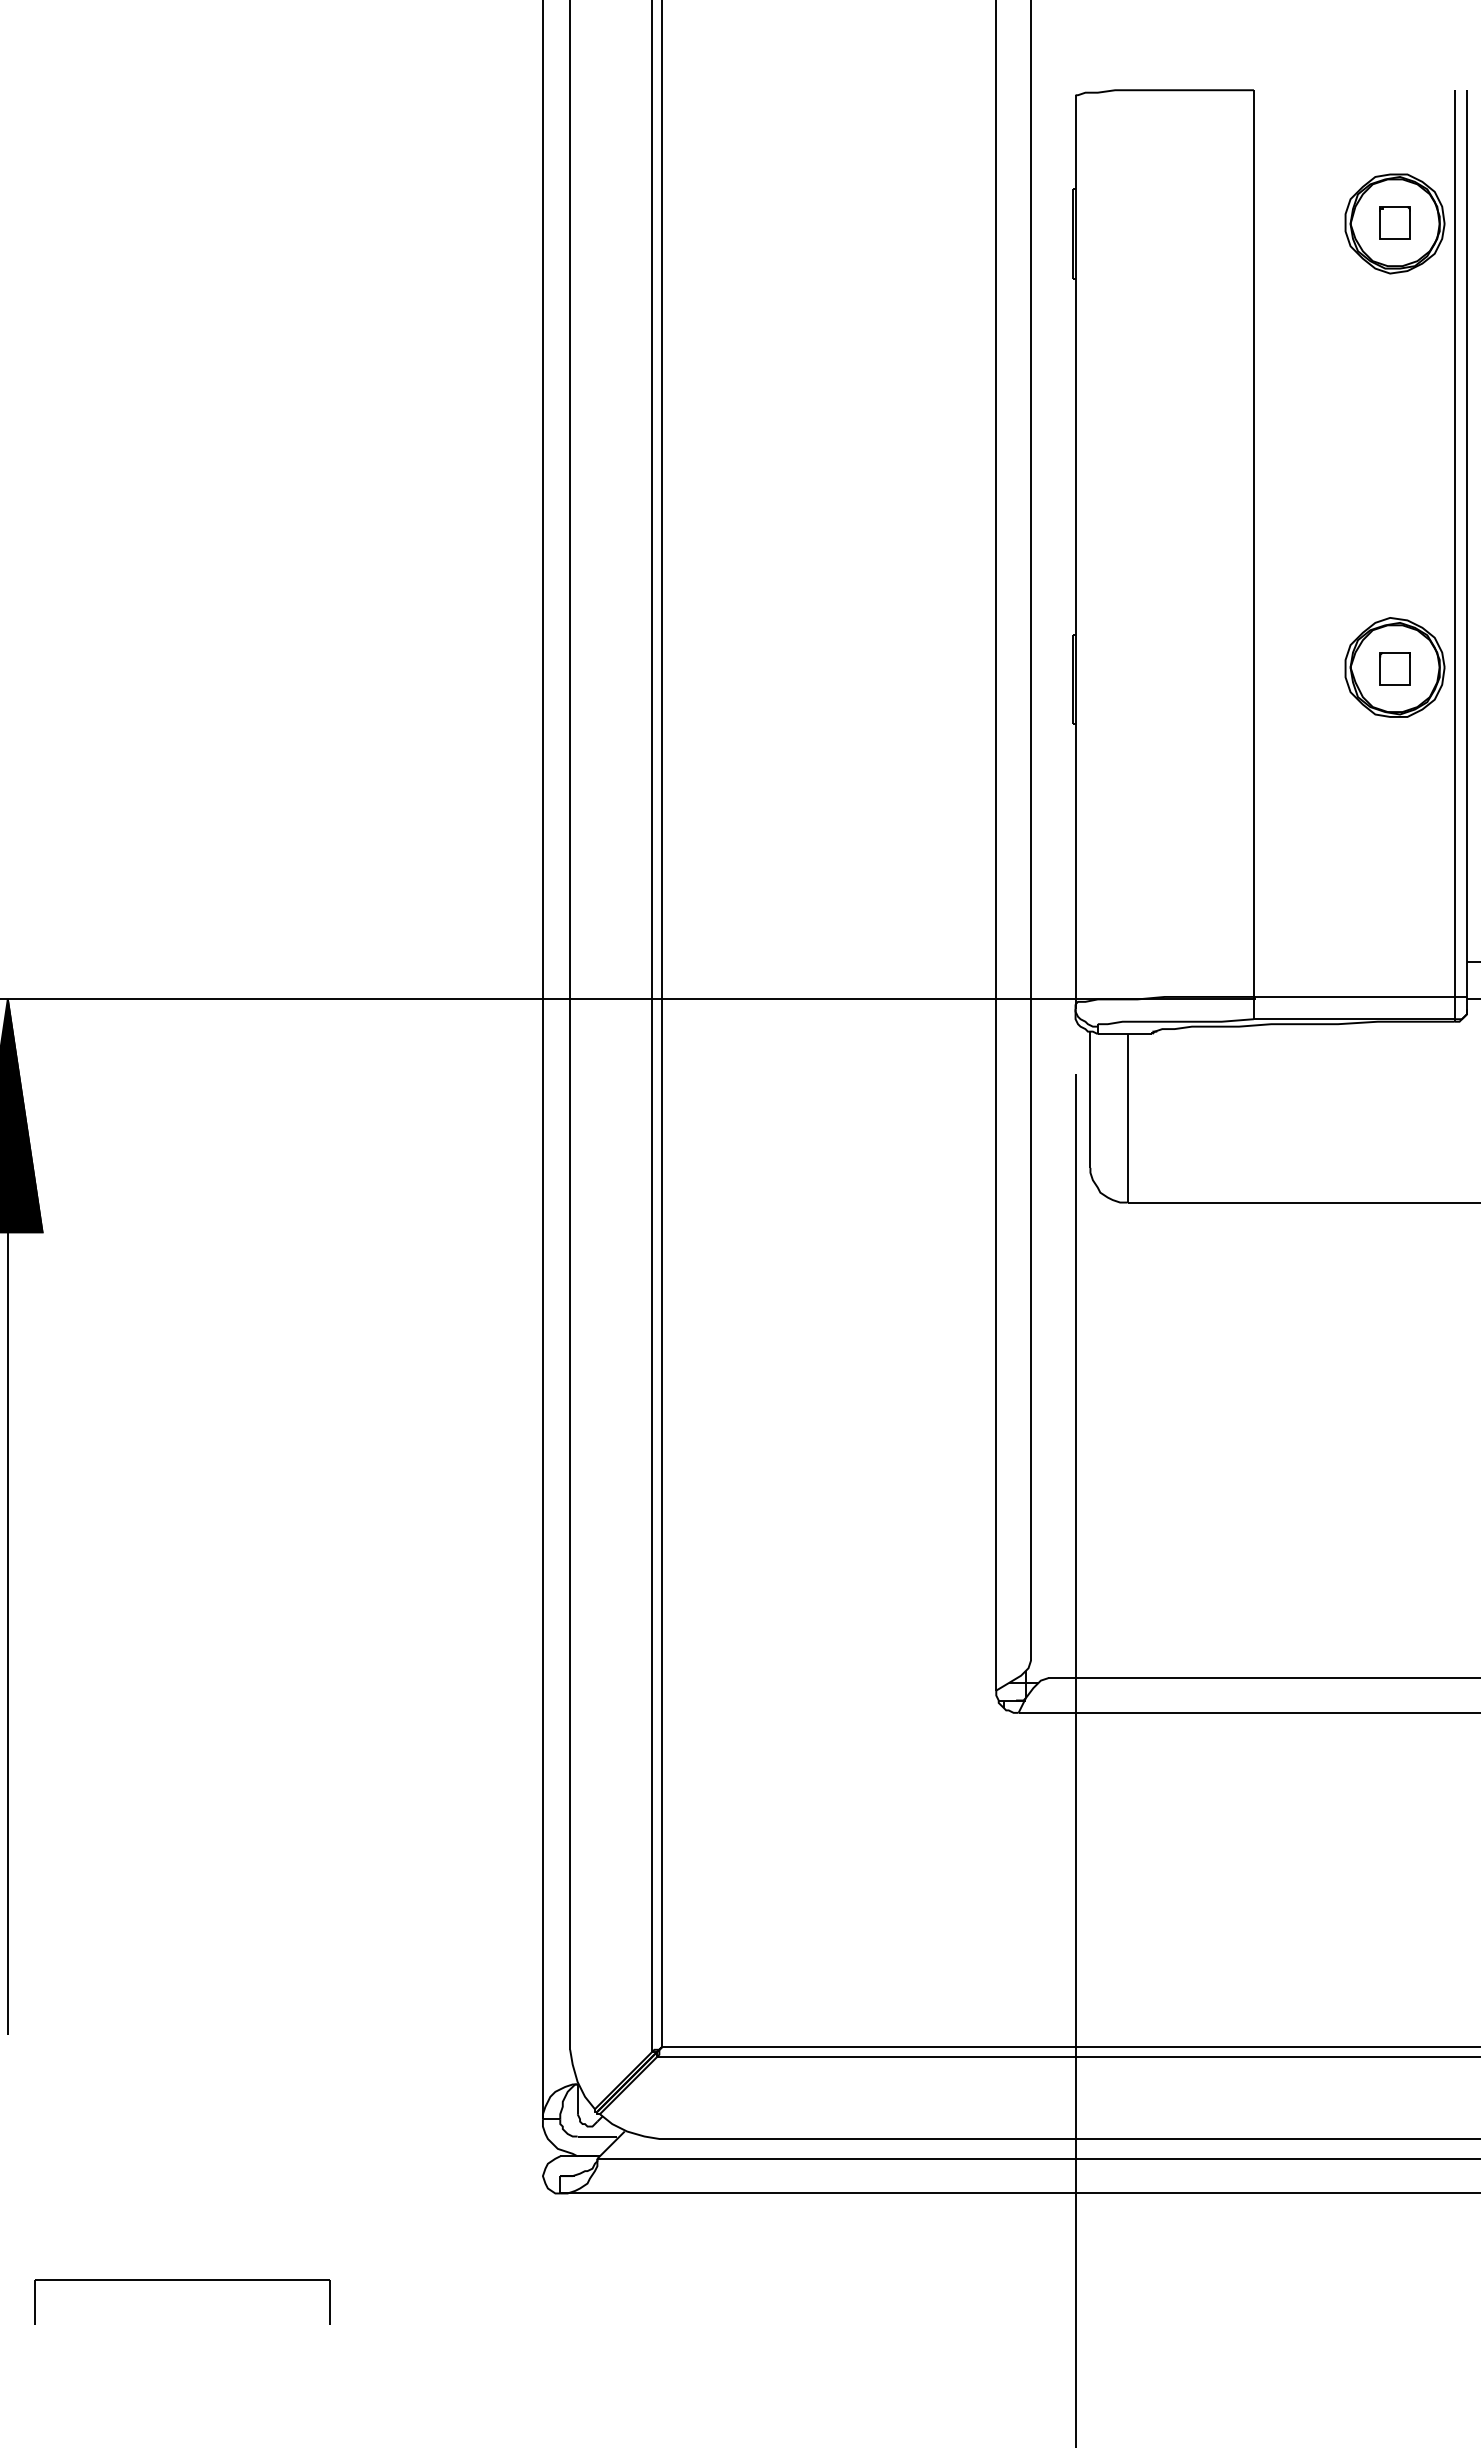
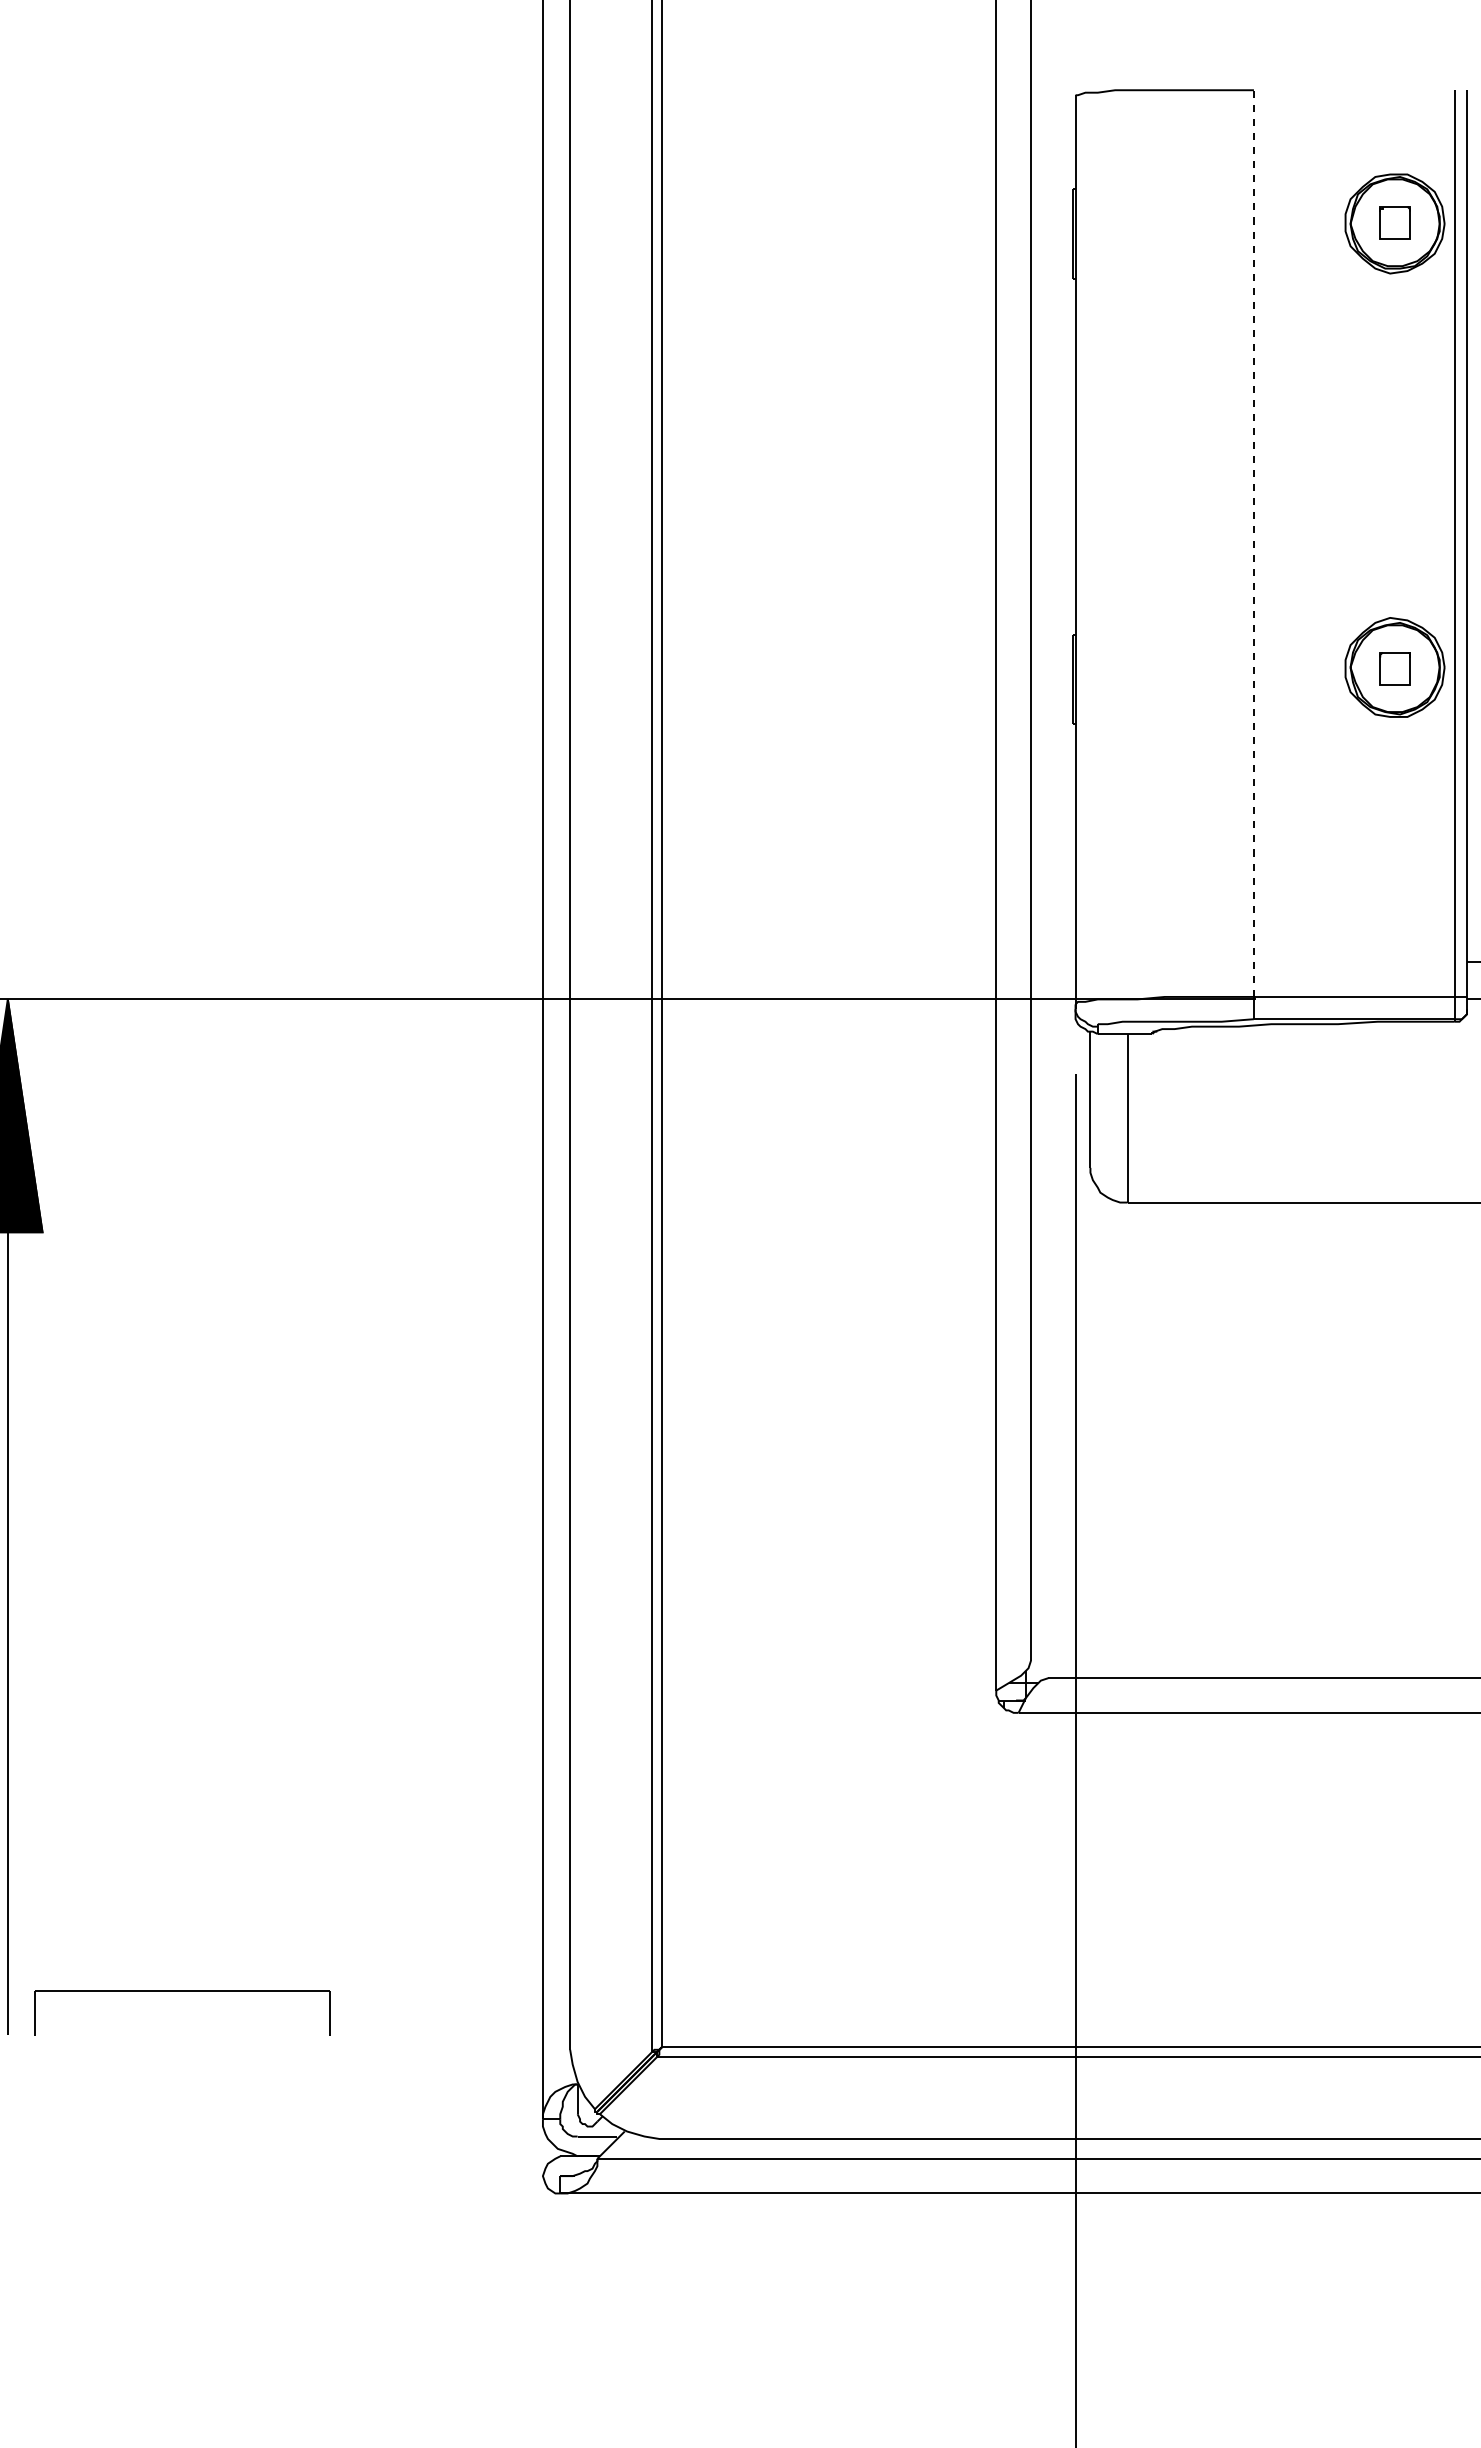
line: solid -> dashed (1253, 543)
part position: (182, 2280) -> (182, 1991) (182, 1991)
